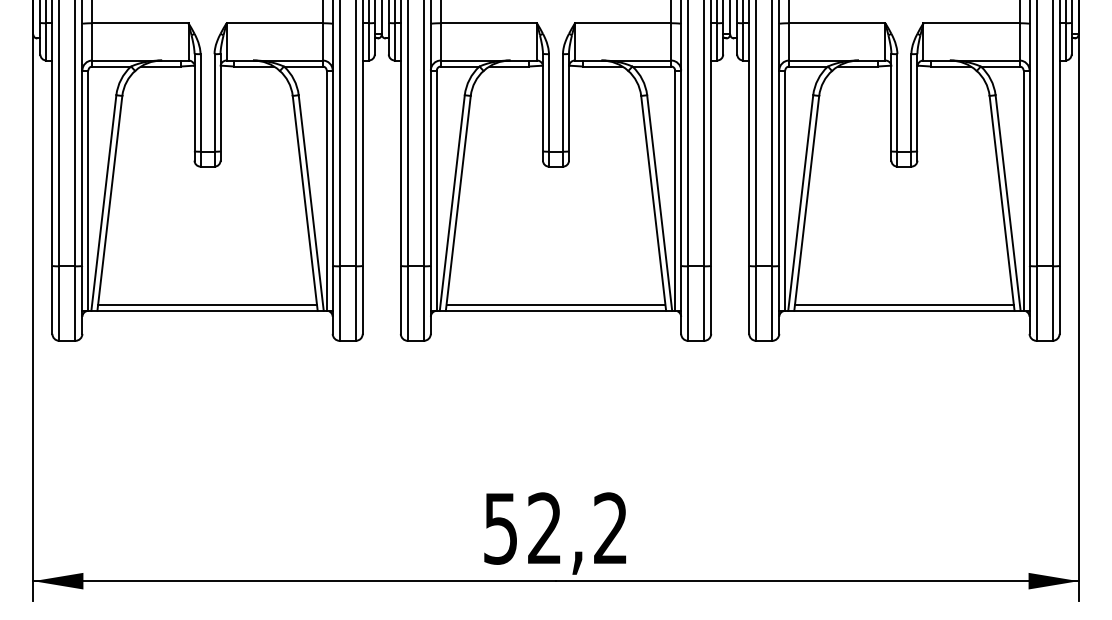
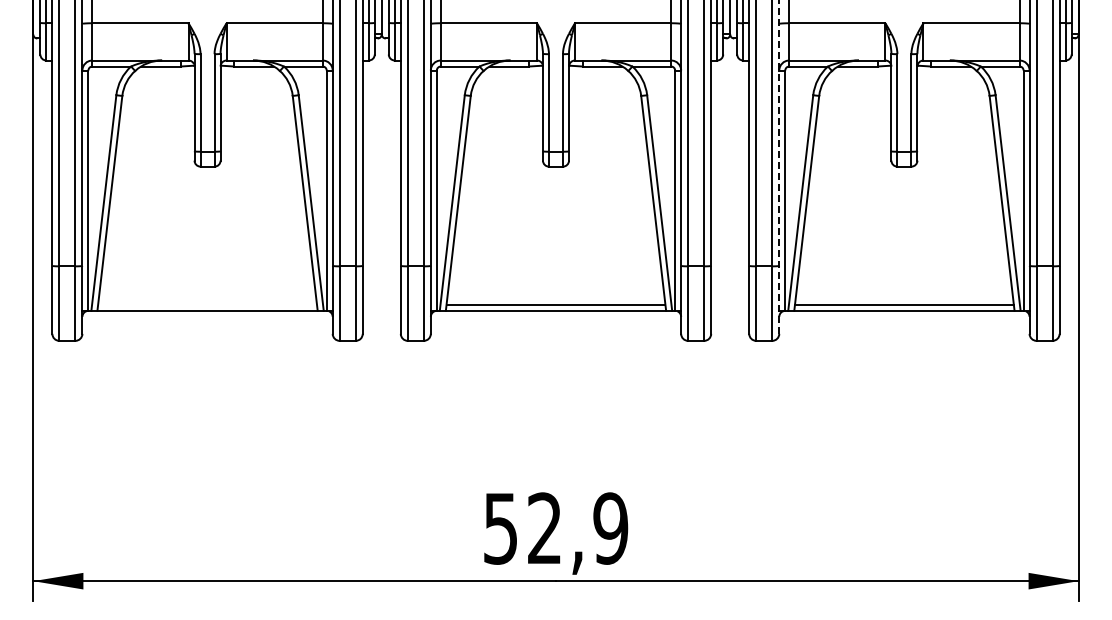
line: solid -> dashed (779, 166)
line: present -> none (207, 304)
text: 52,2 -> 52,9 (610, 528)
